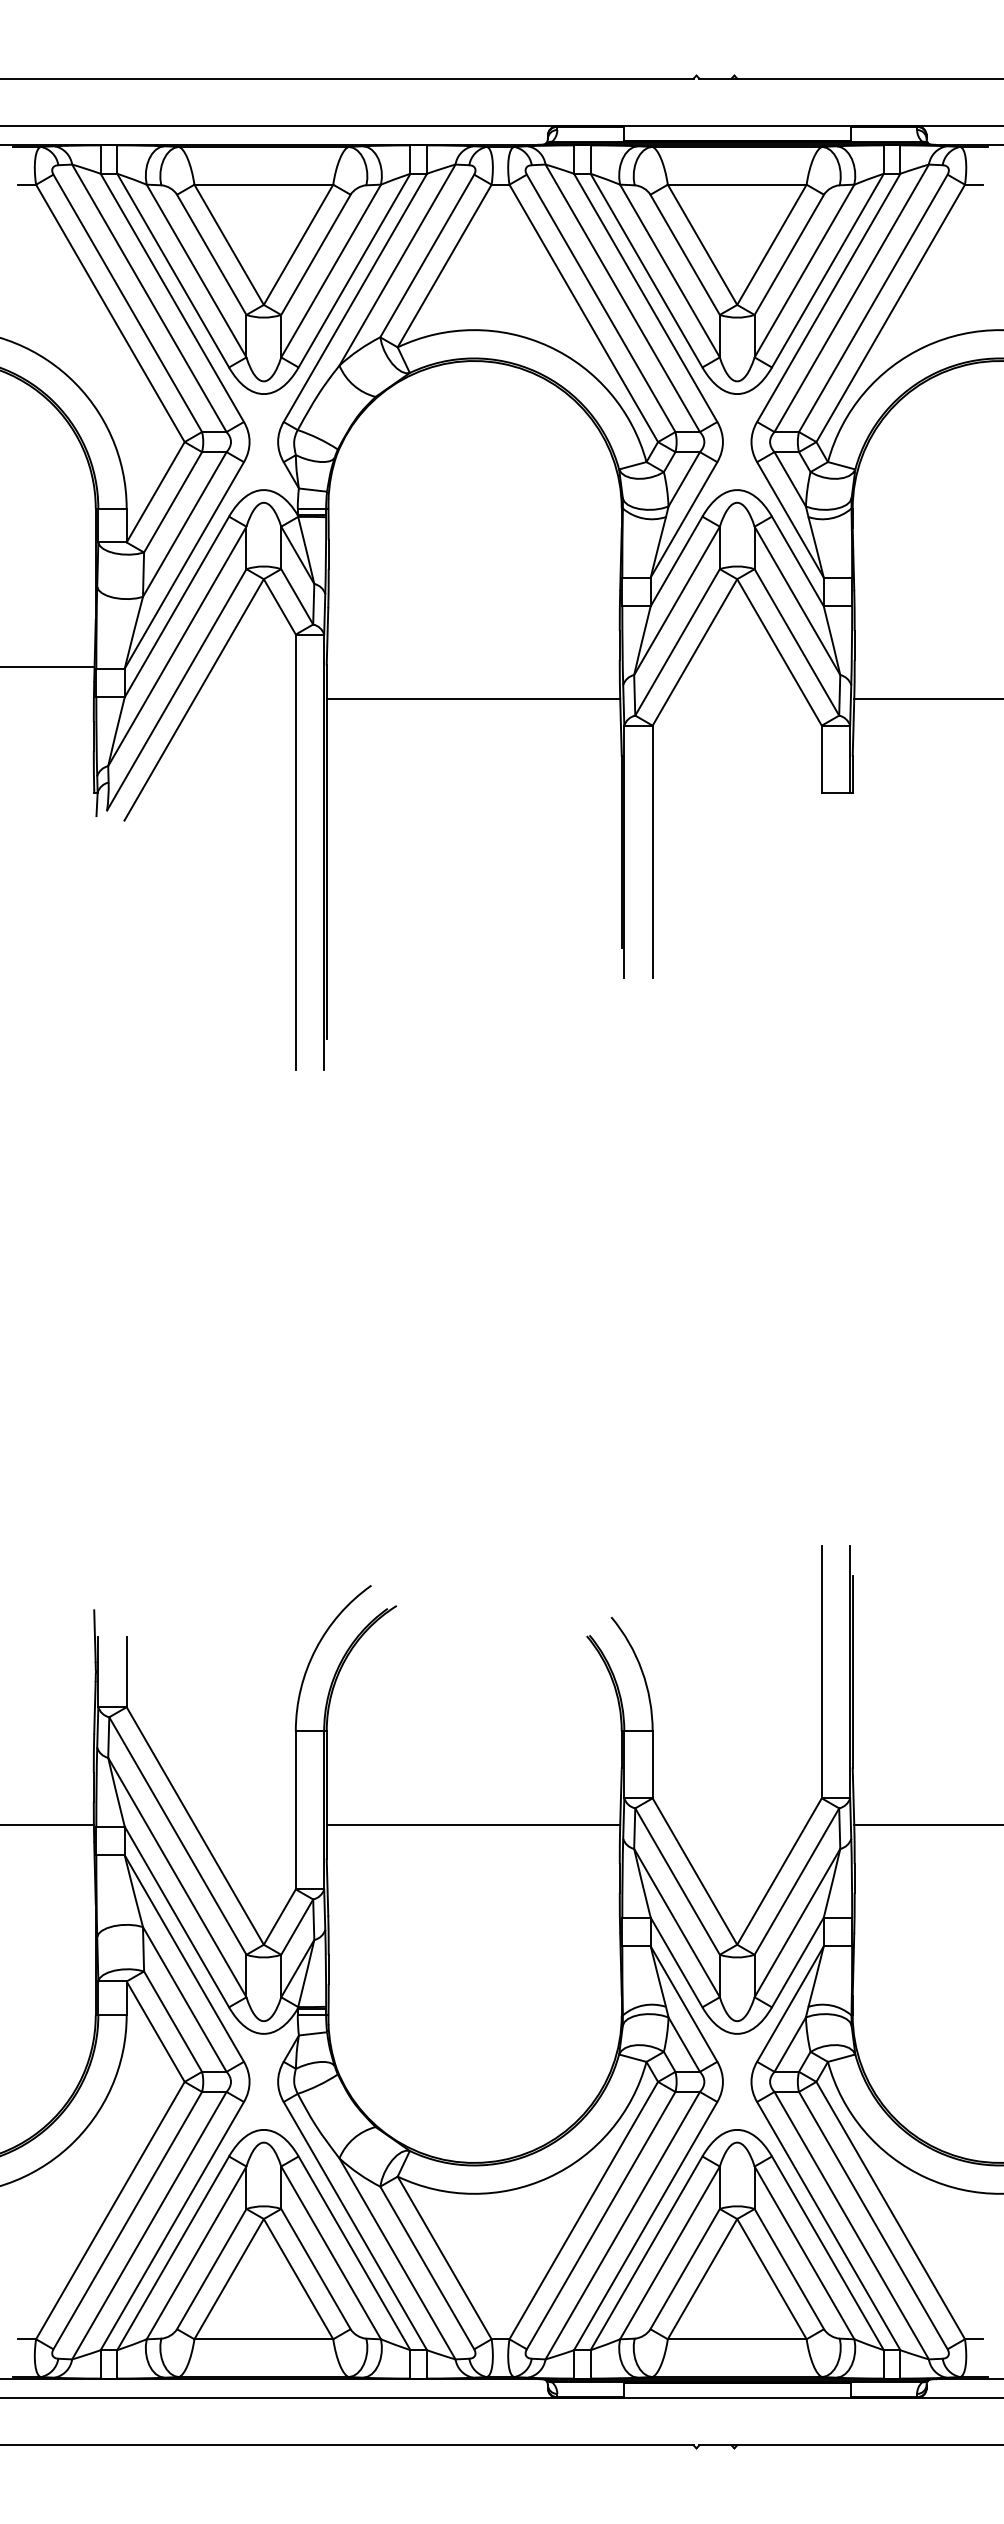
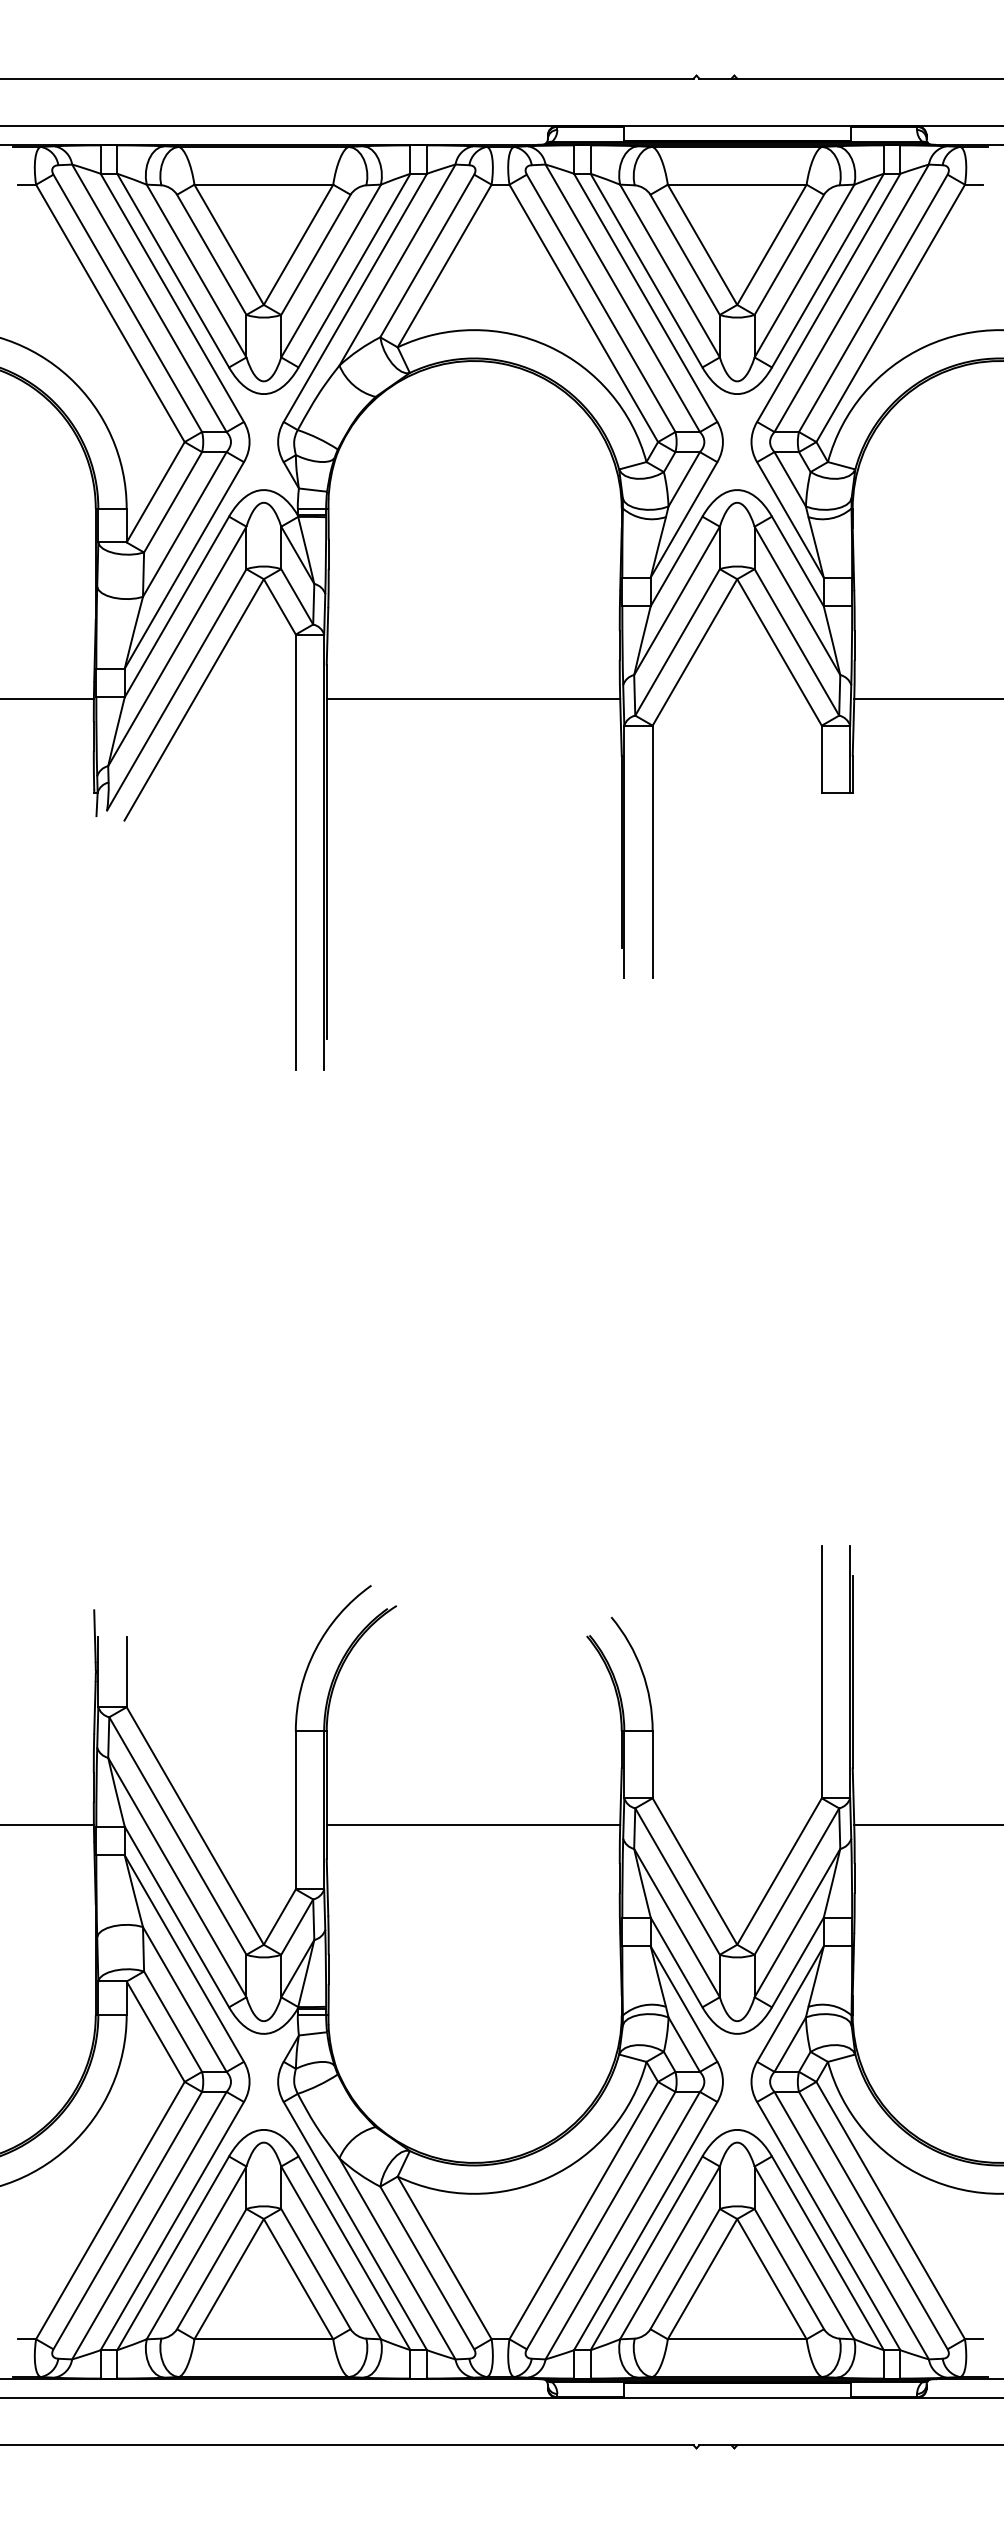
line position: (47, 666) -> (47, 698) (47, 698)
